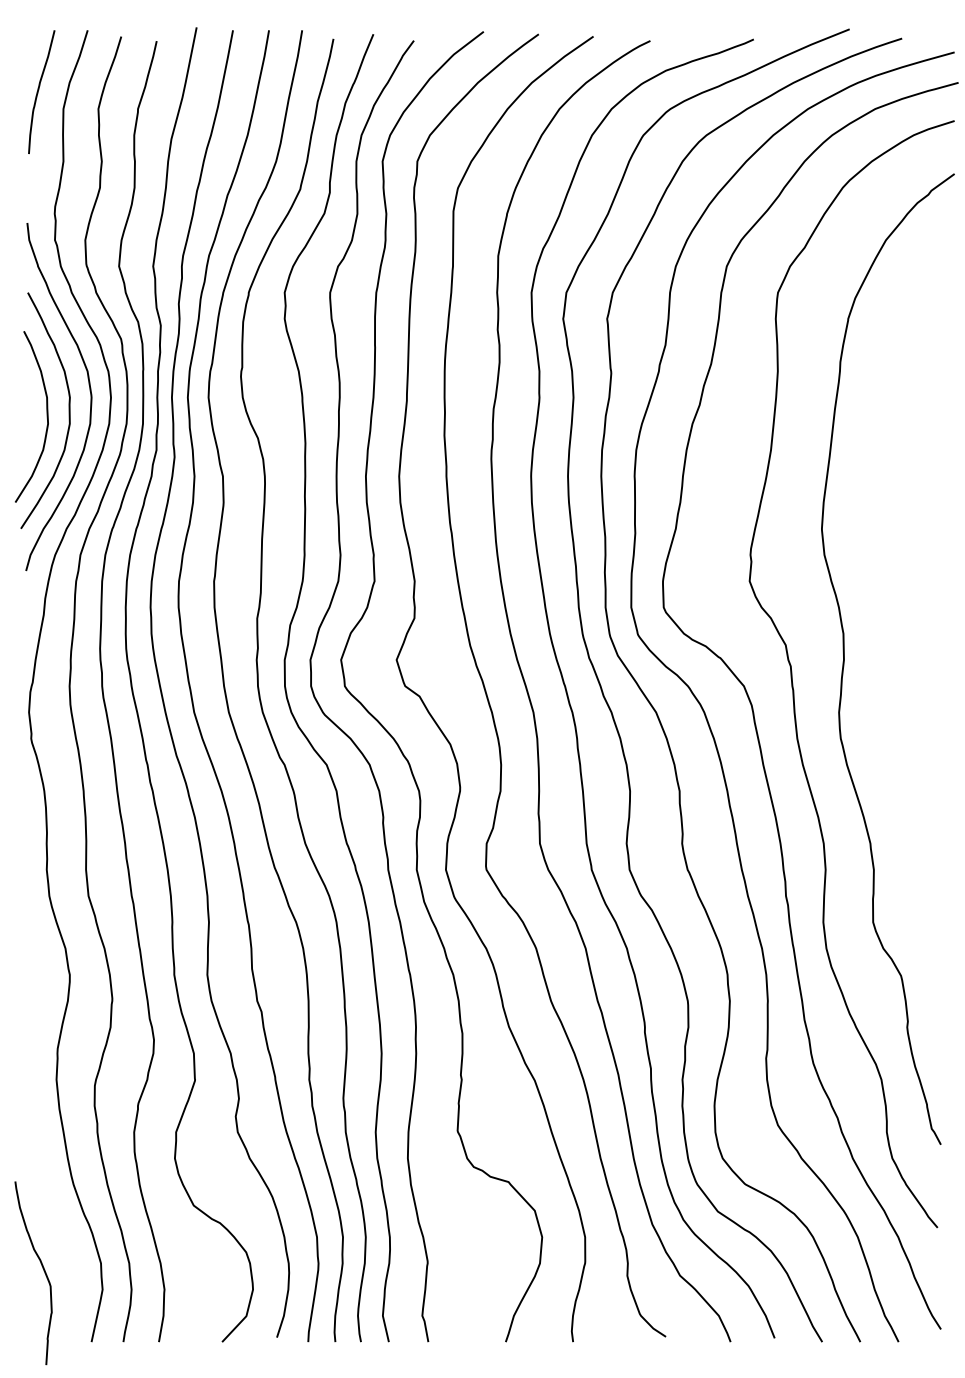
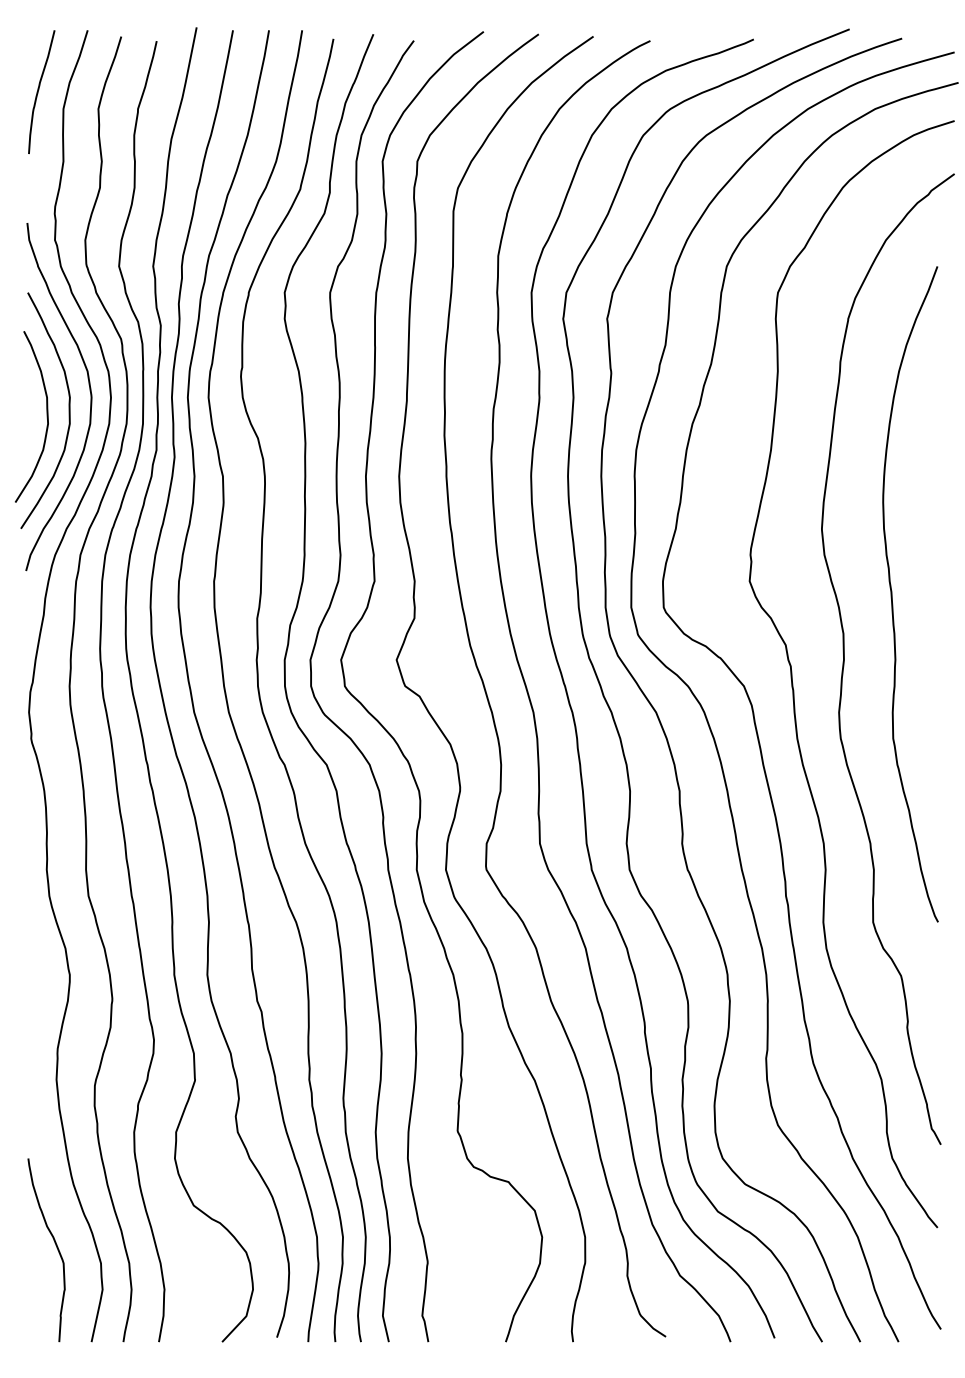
curve: none -> present (892, 594)
curve position: (43, 1271) -> (56, 1248) (56, 1248)
